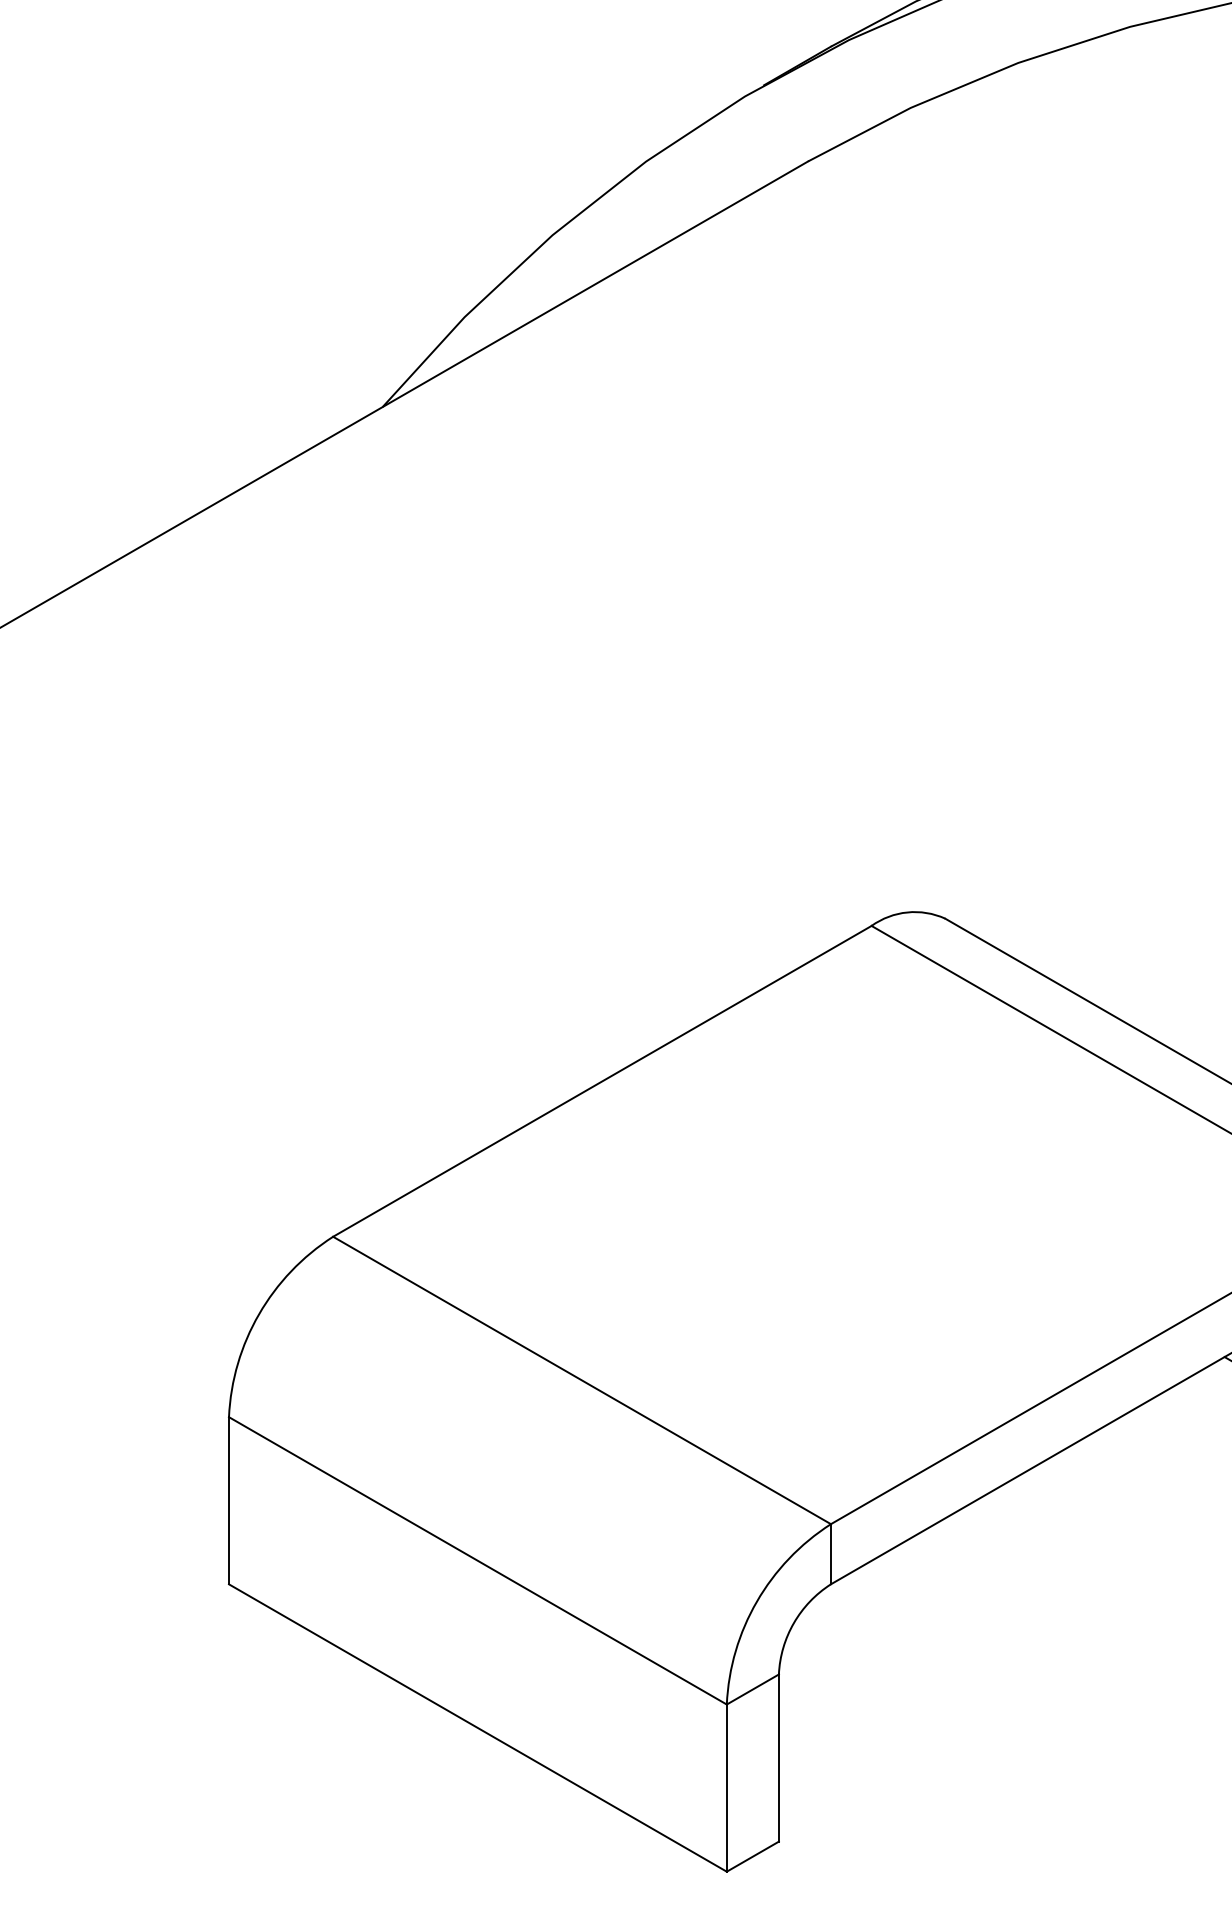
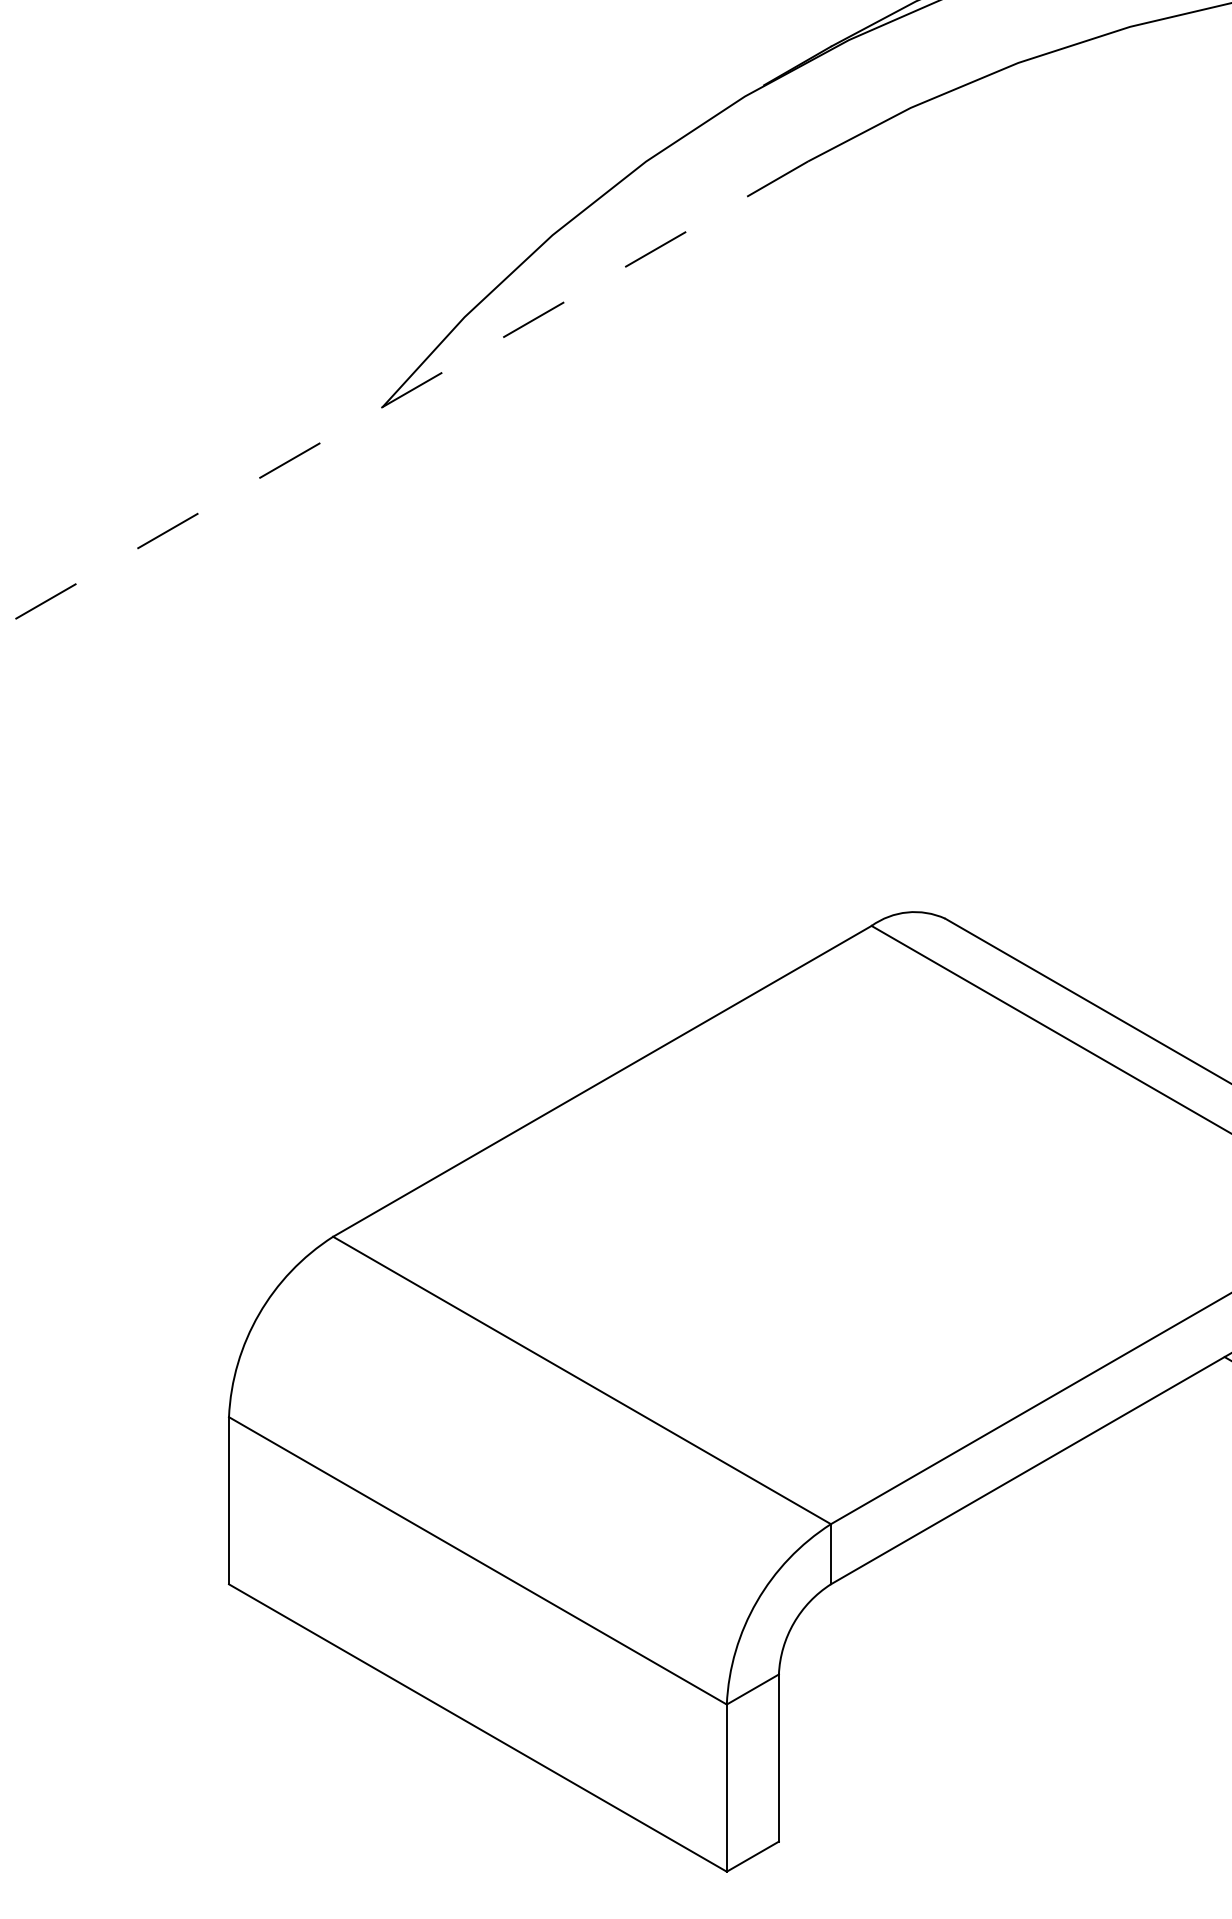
line: solid -> dashed (403, 394)
